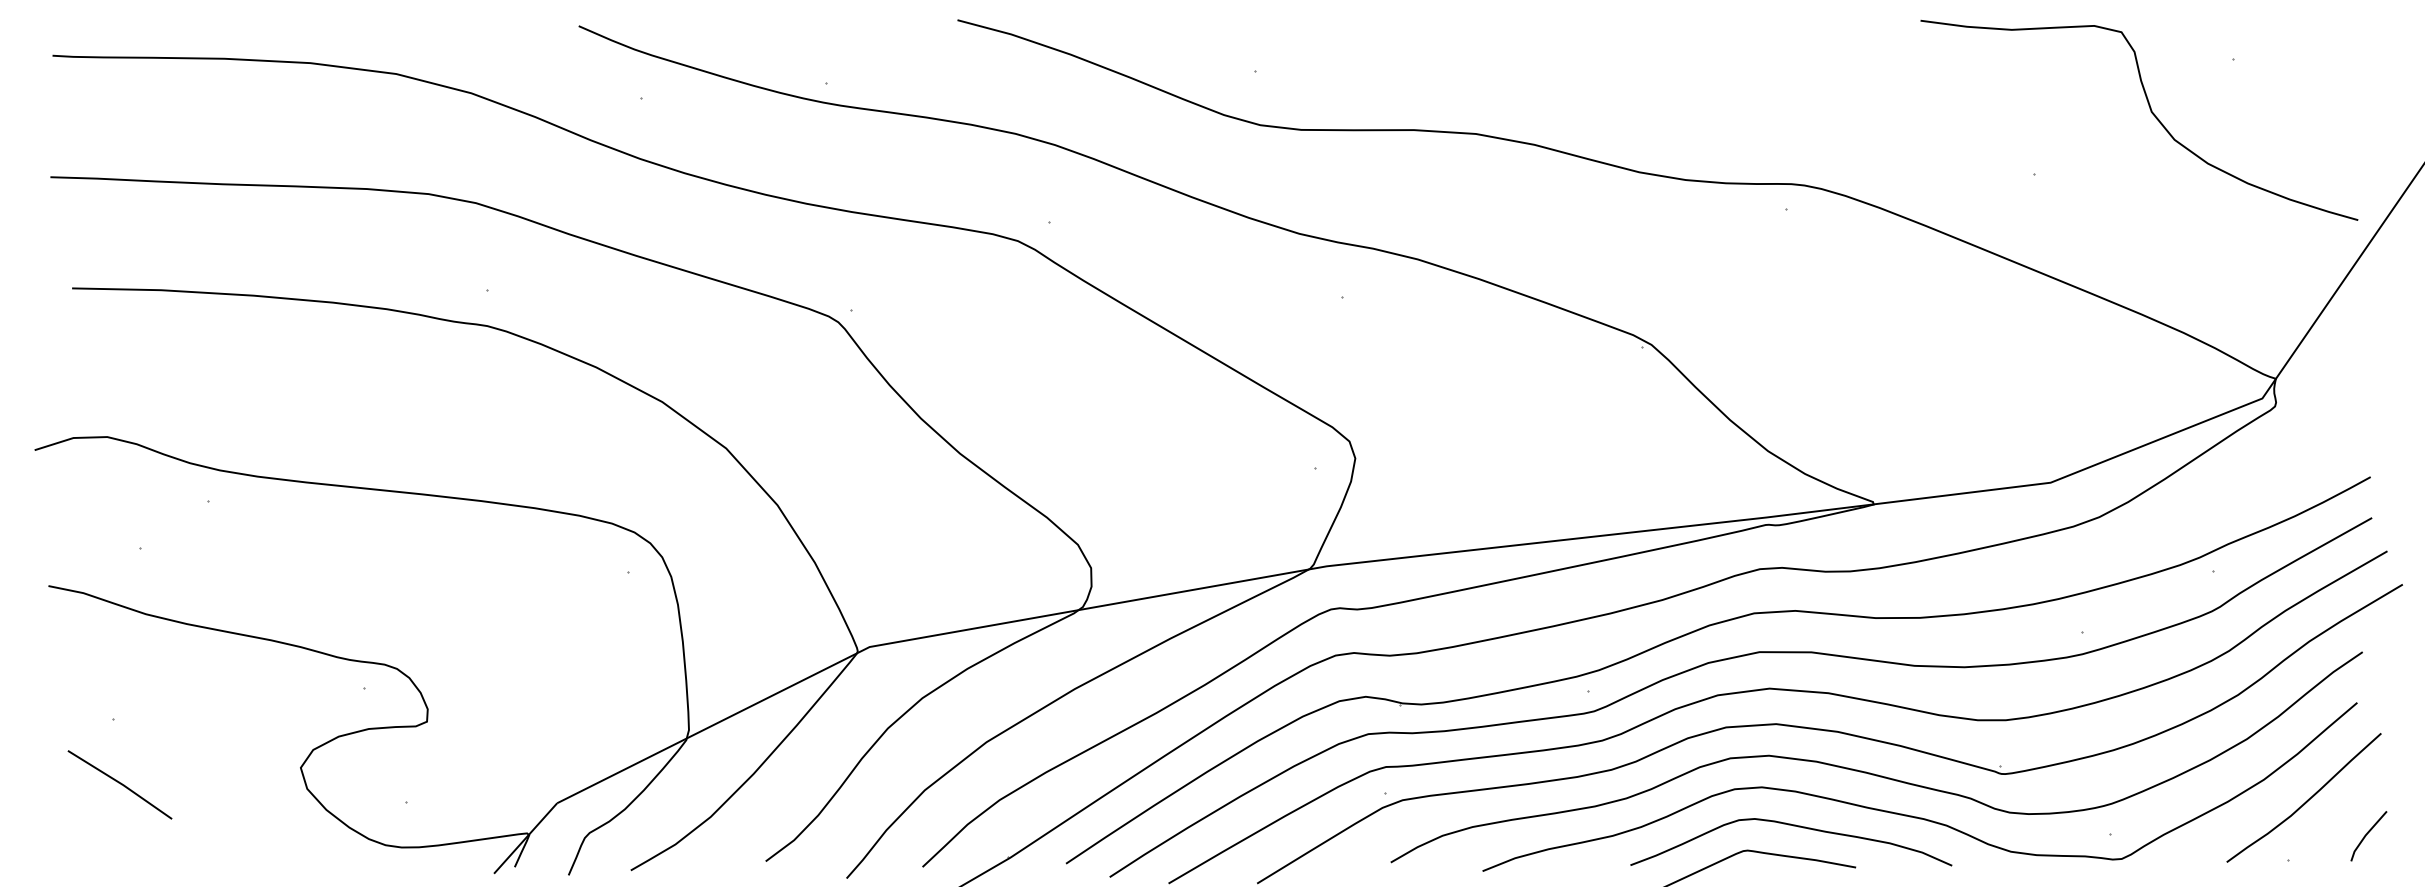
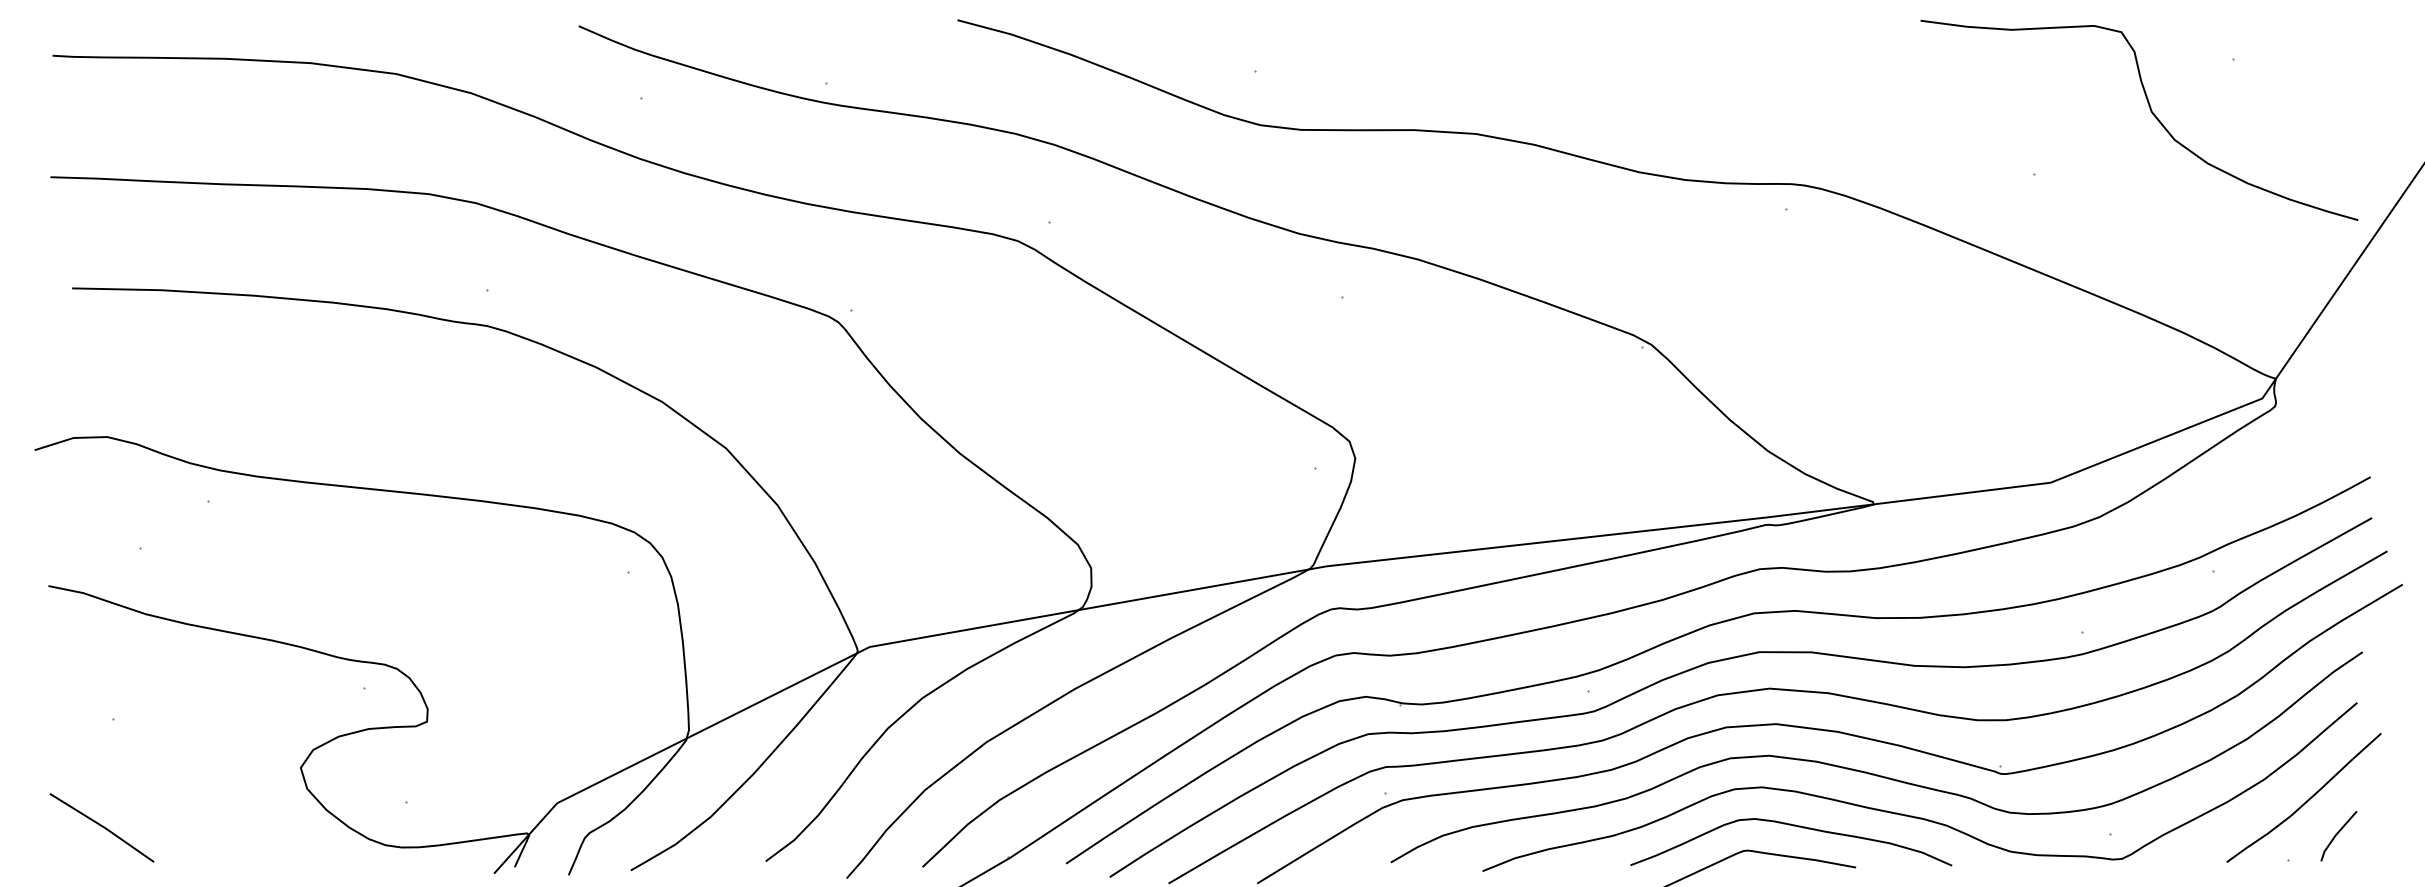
line position: (119, 783) -> (101, 826) (101, 826)
line position: (2366, 836) -> (2336, 836) (2336, 836)
